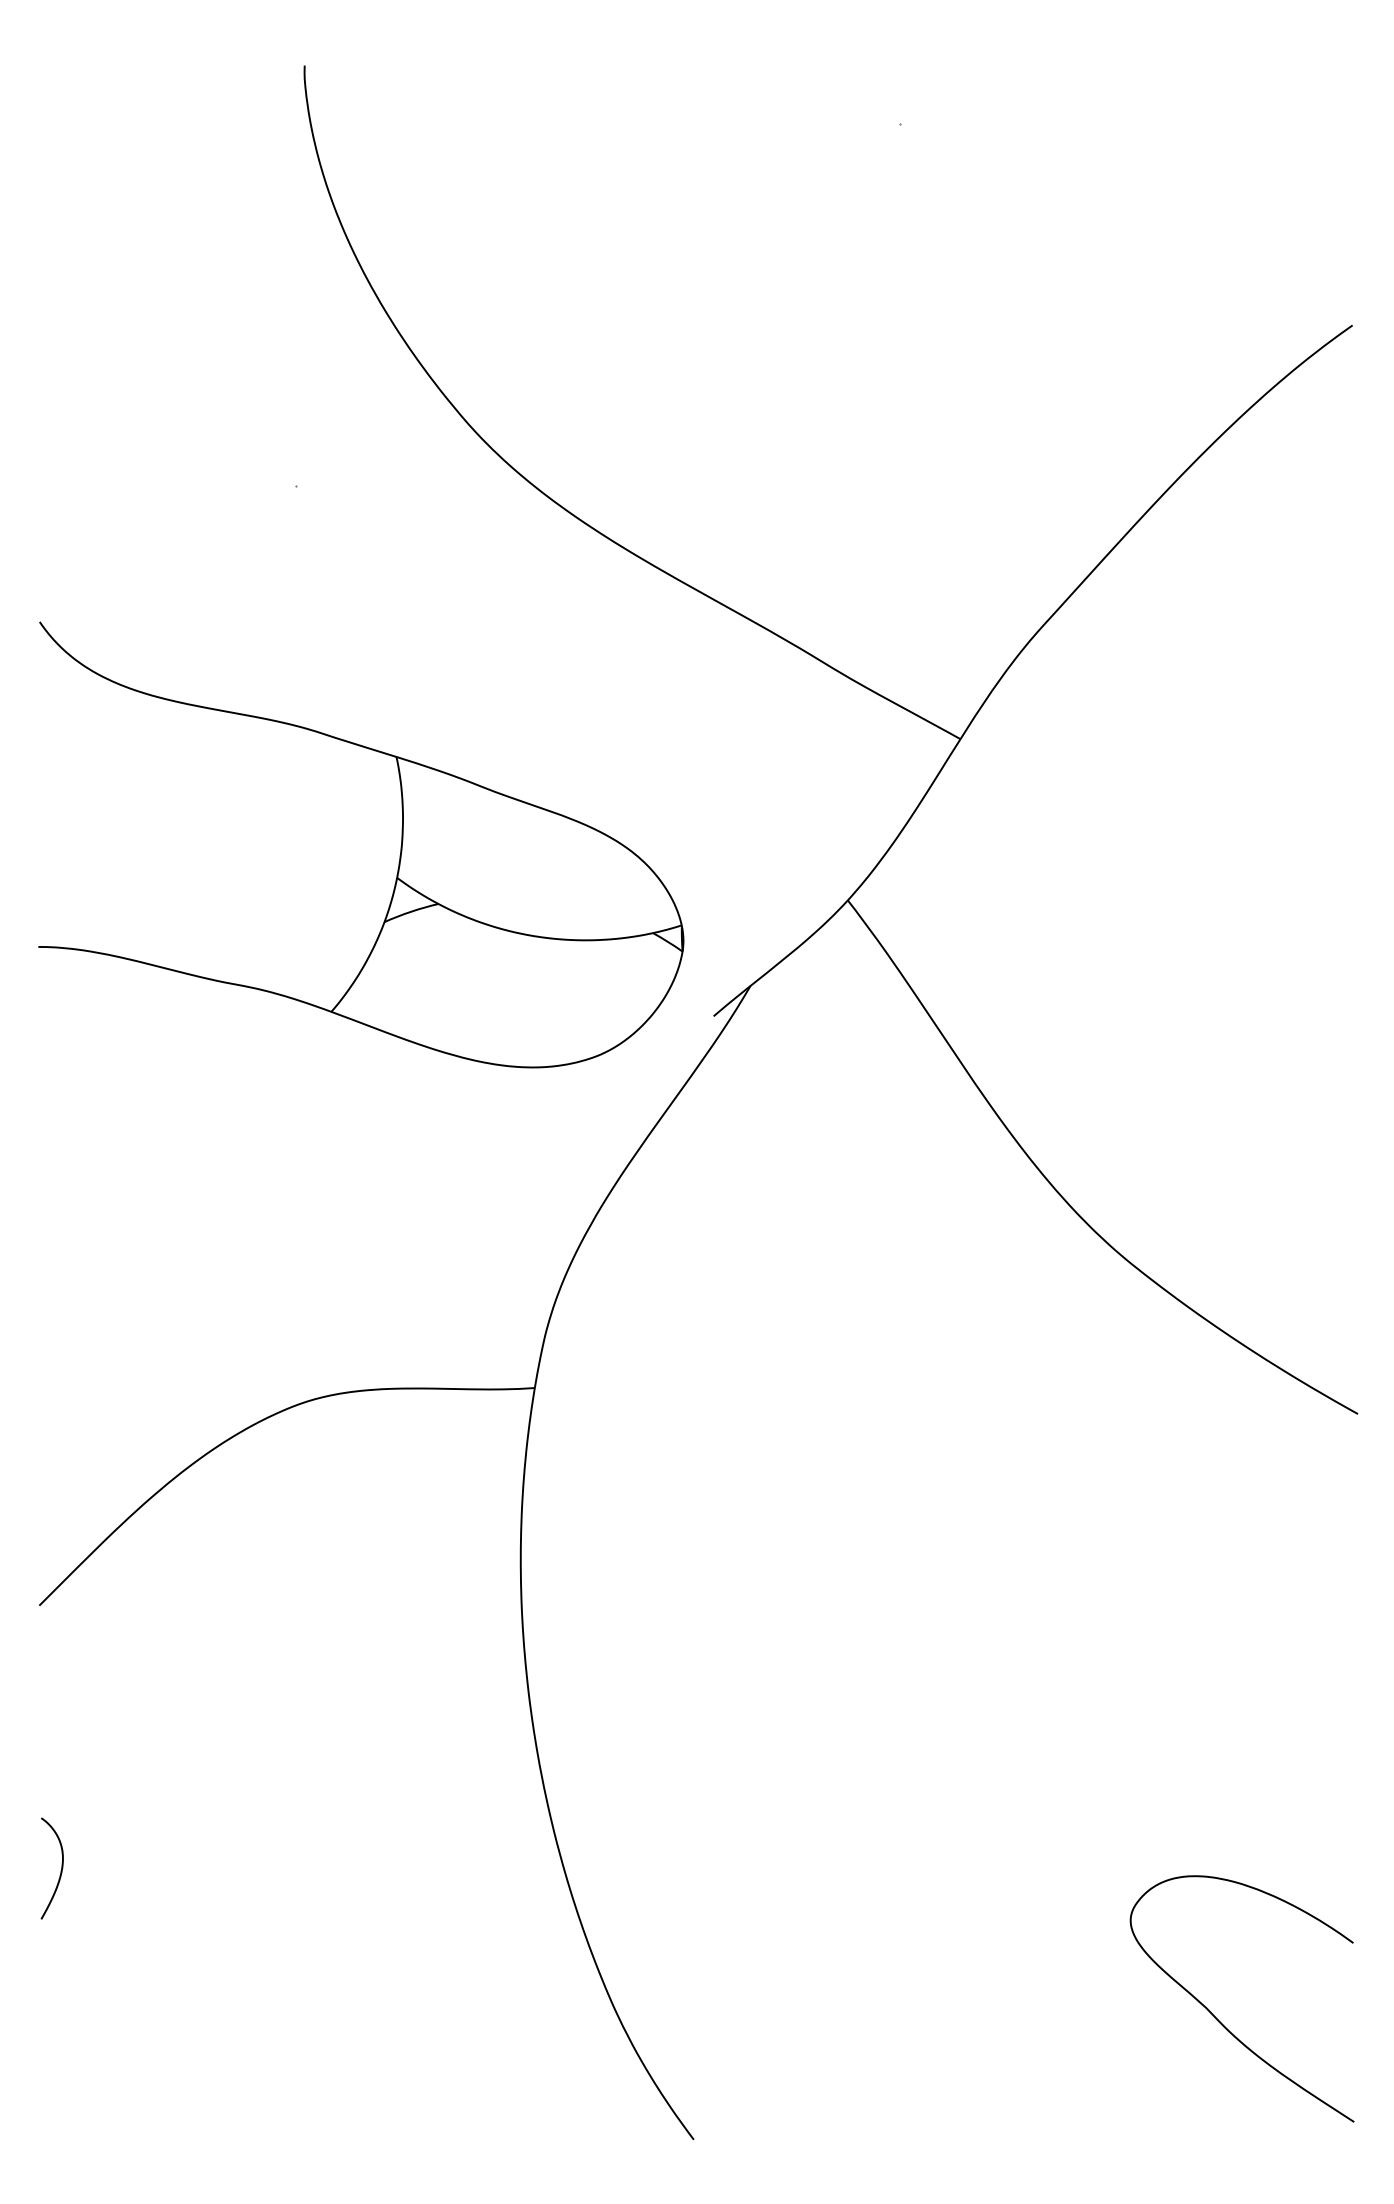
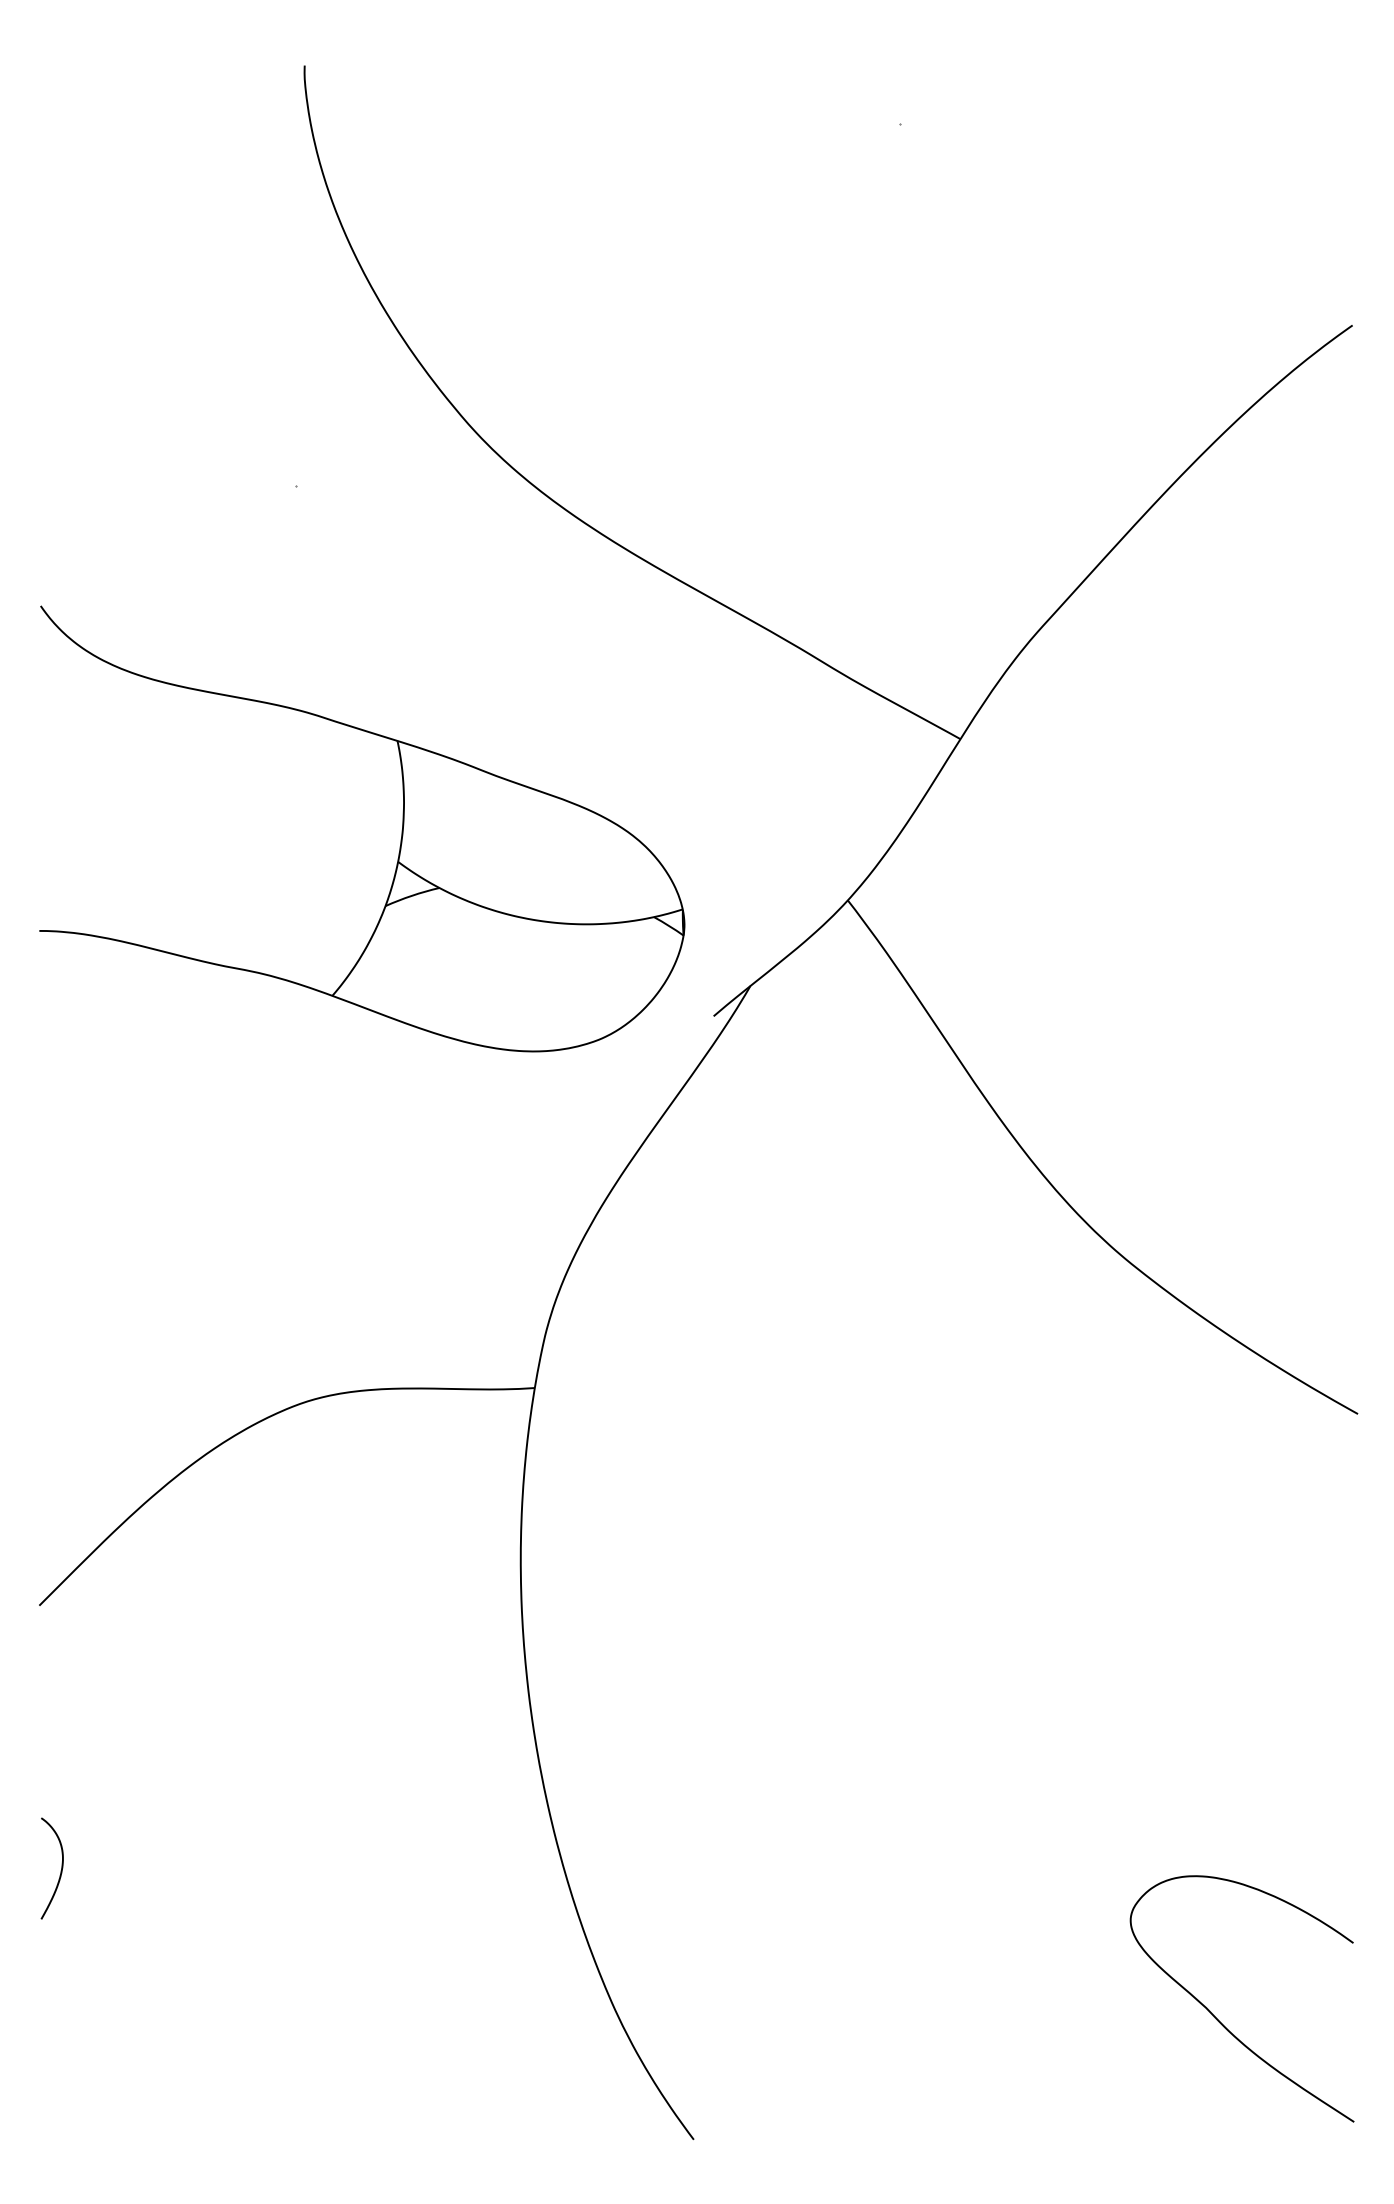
part position: (400, 846) -> (401, 830) (401, 830)
